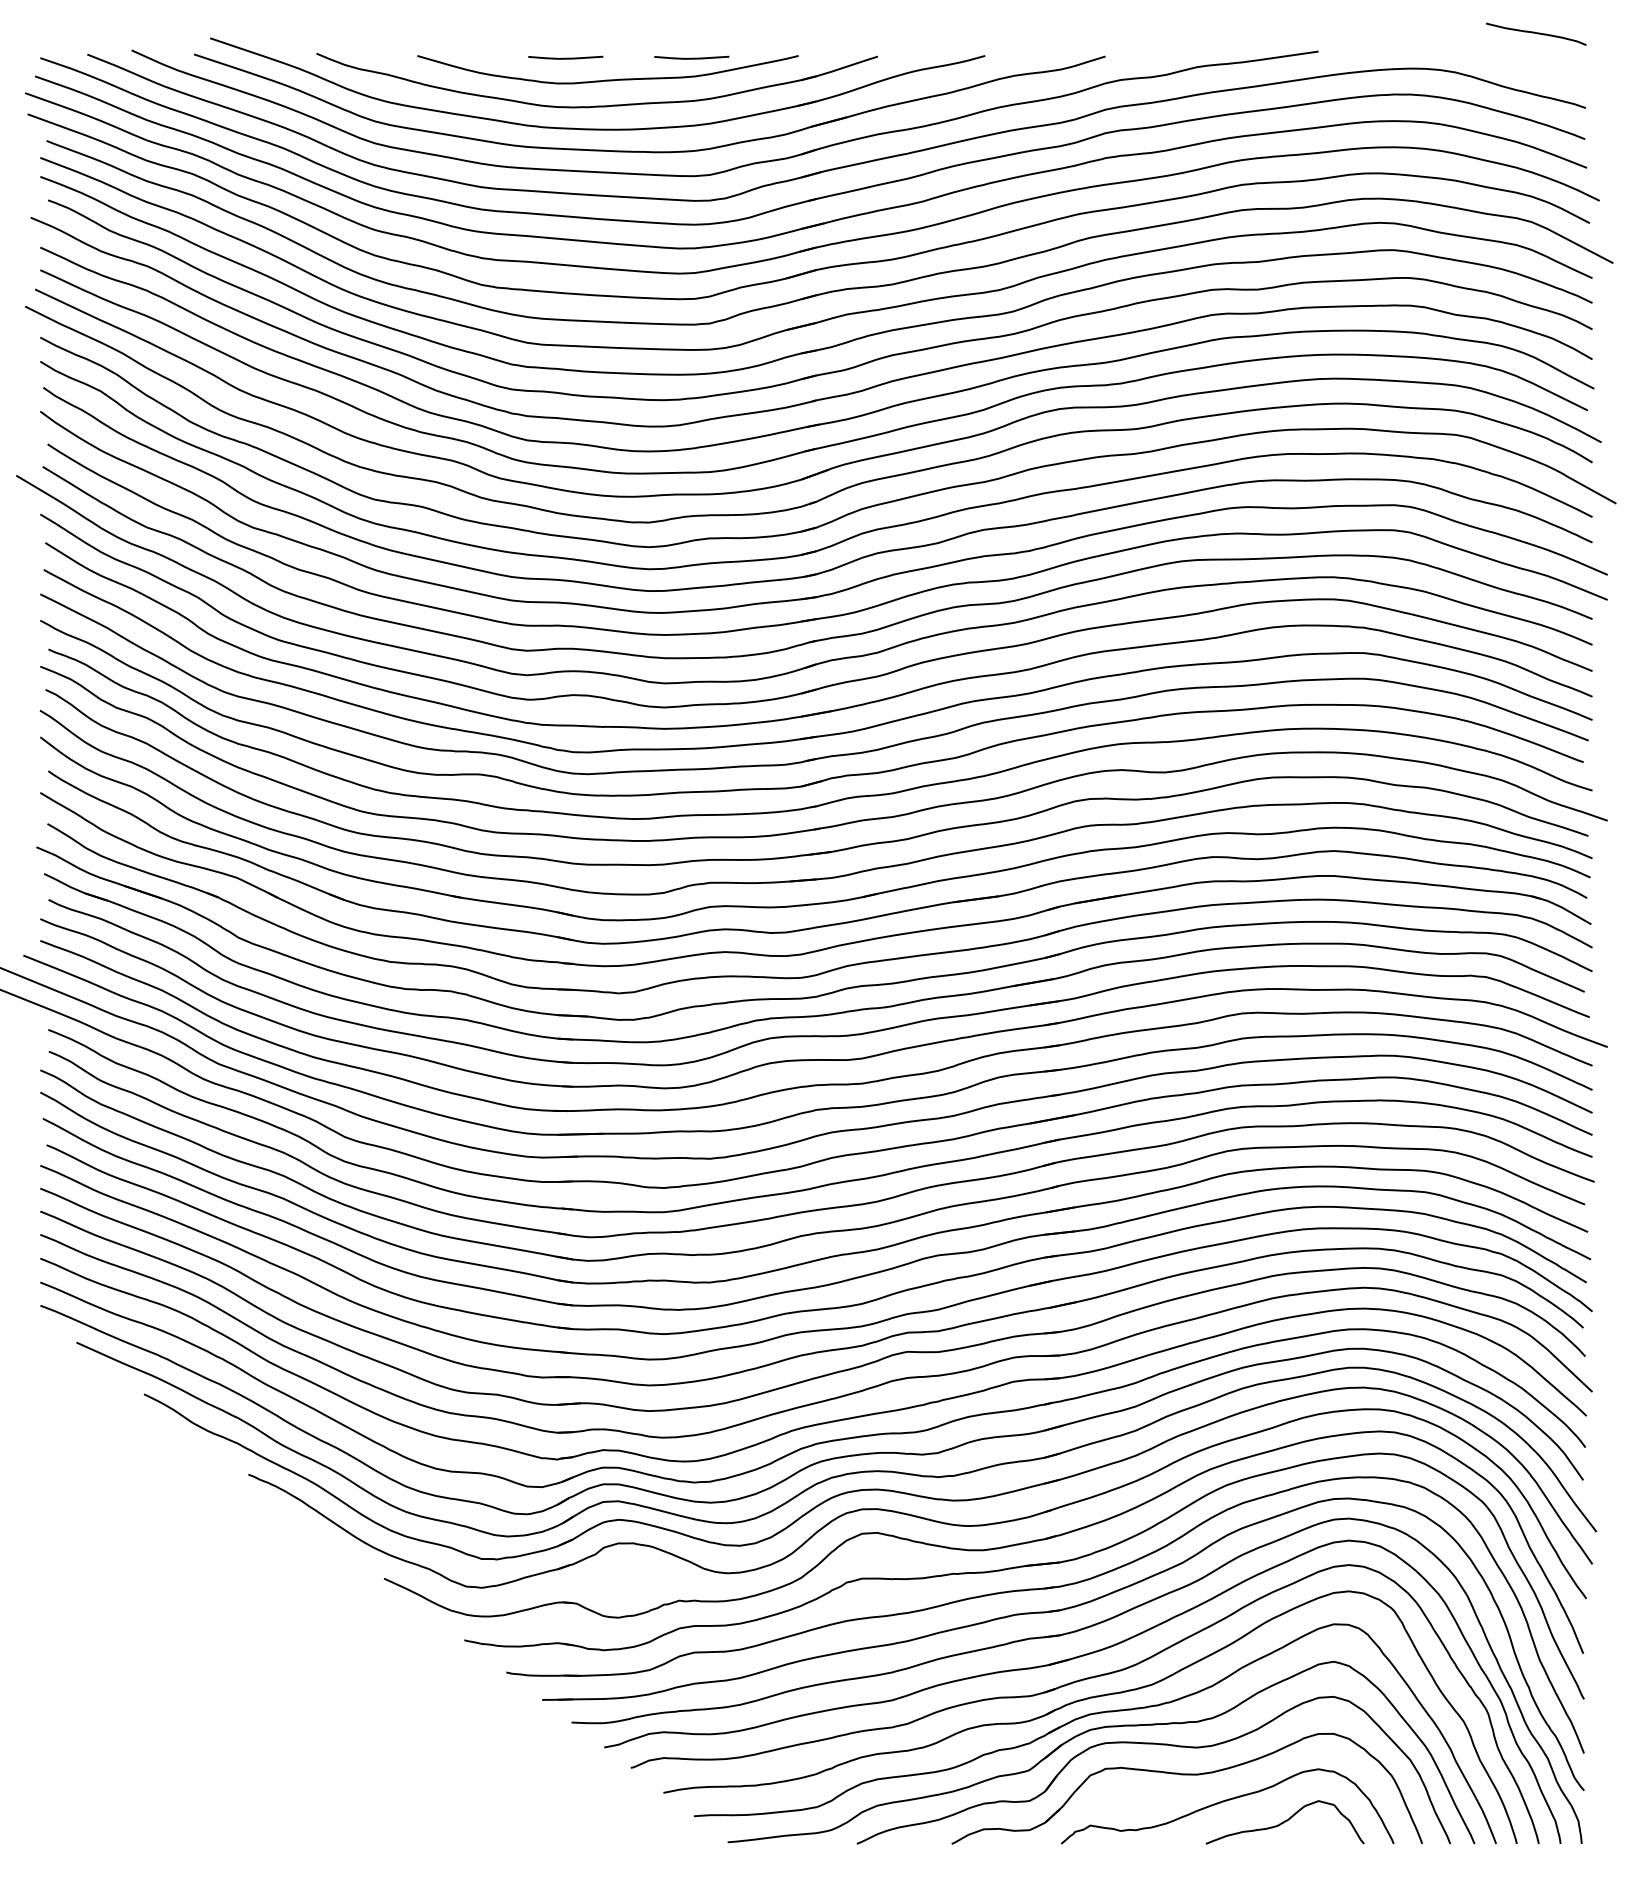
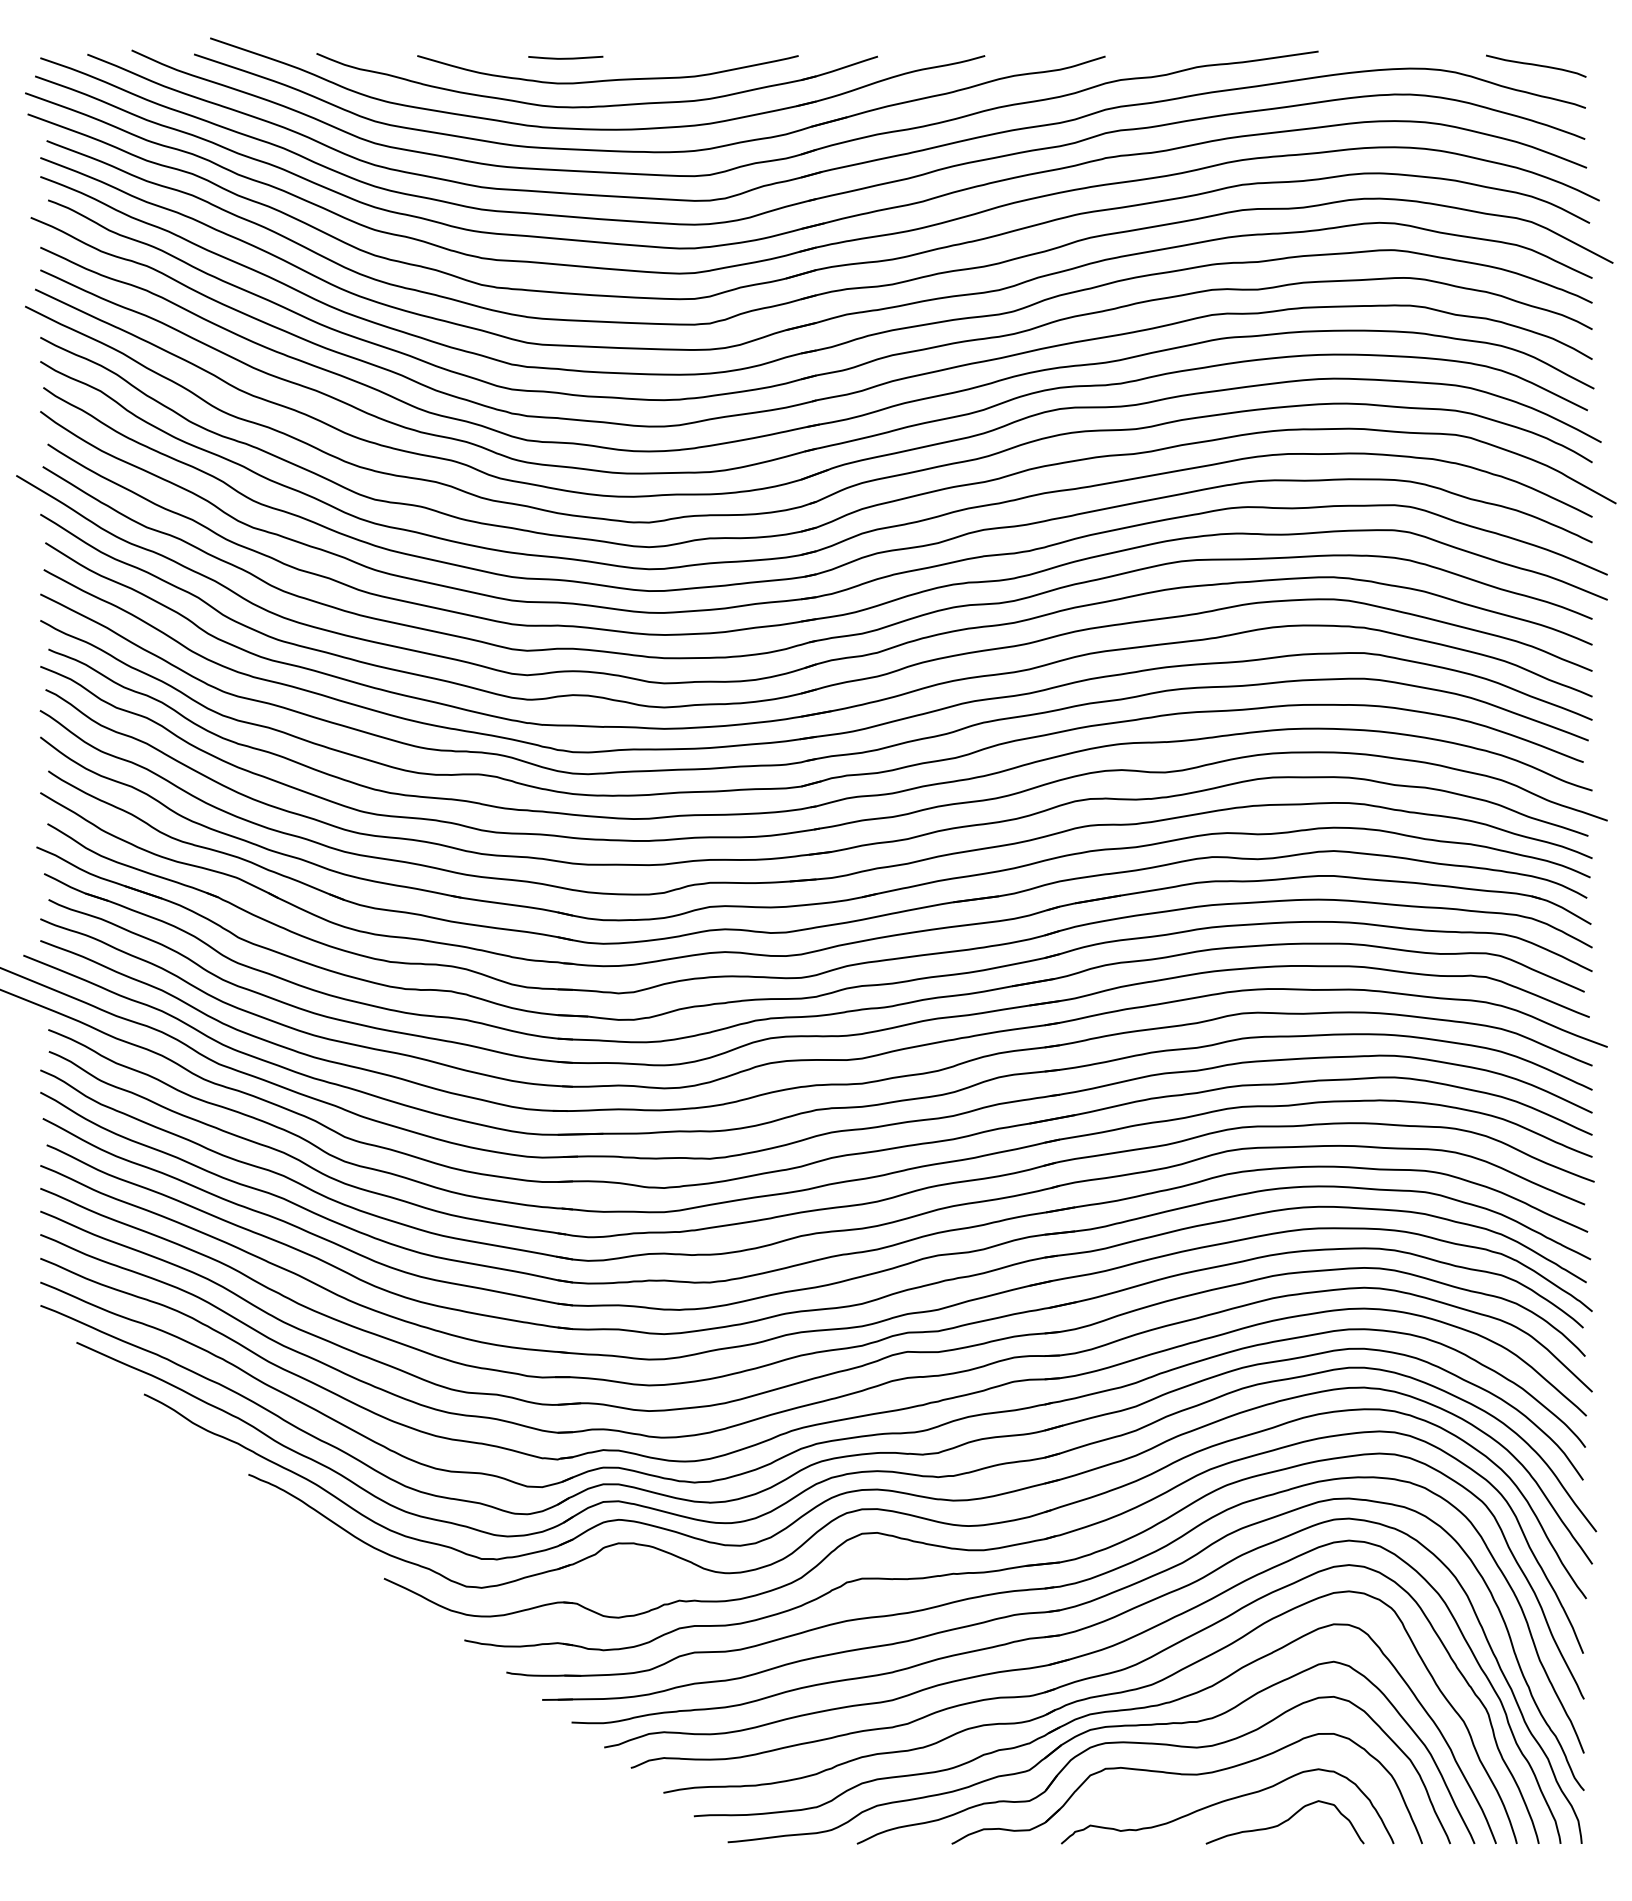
curve position: (1536, 33) -> (1536, 65) (1536, 65)
curve: present -> none (691, 57)
